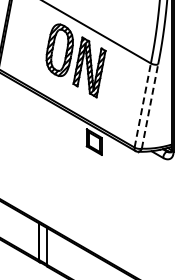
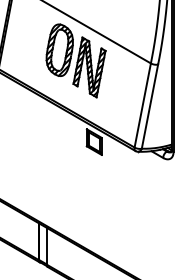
line: dashed -> solid (142, 105)
line: dashed -> solid (149, 106)
